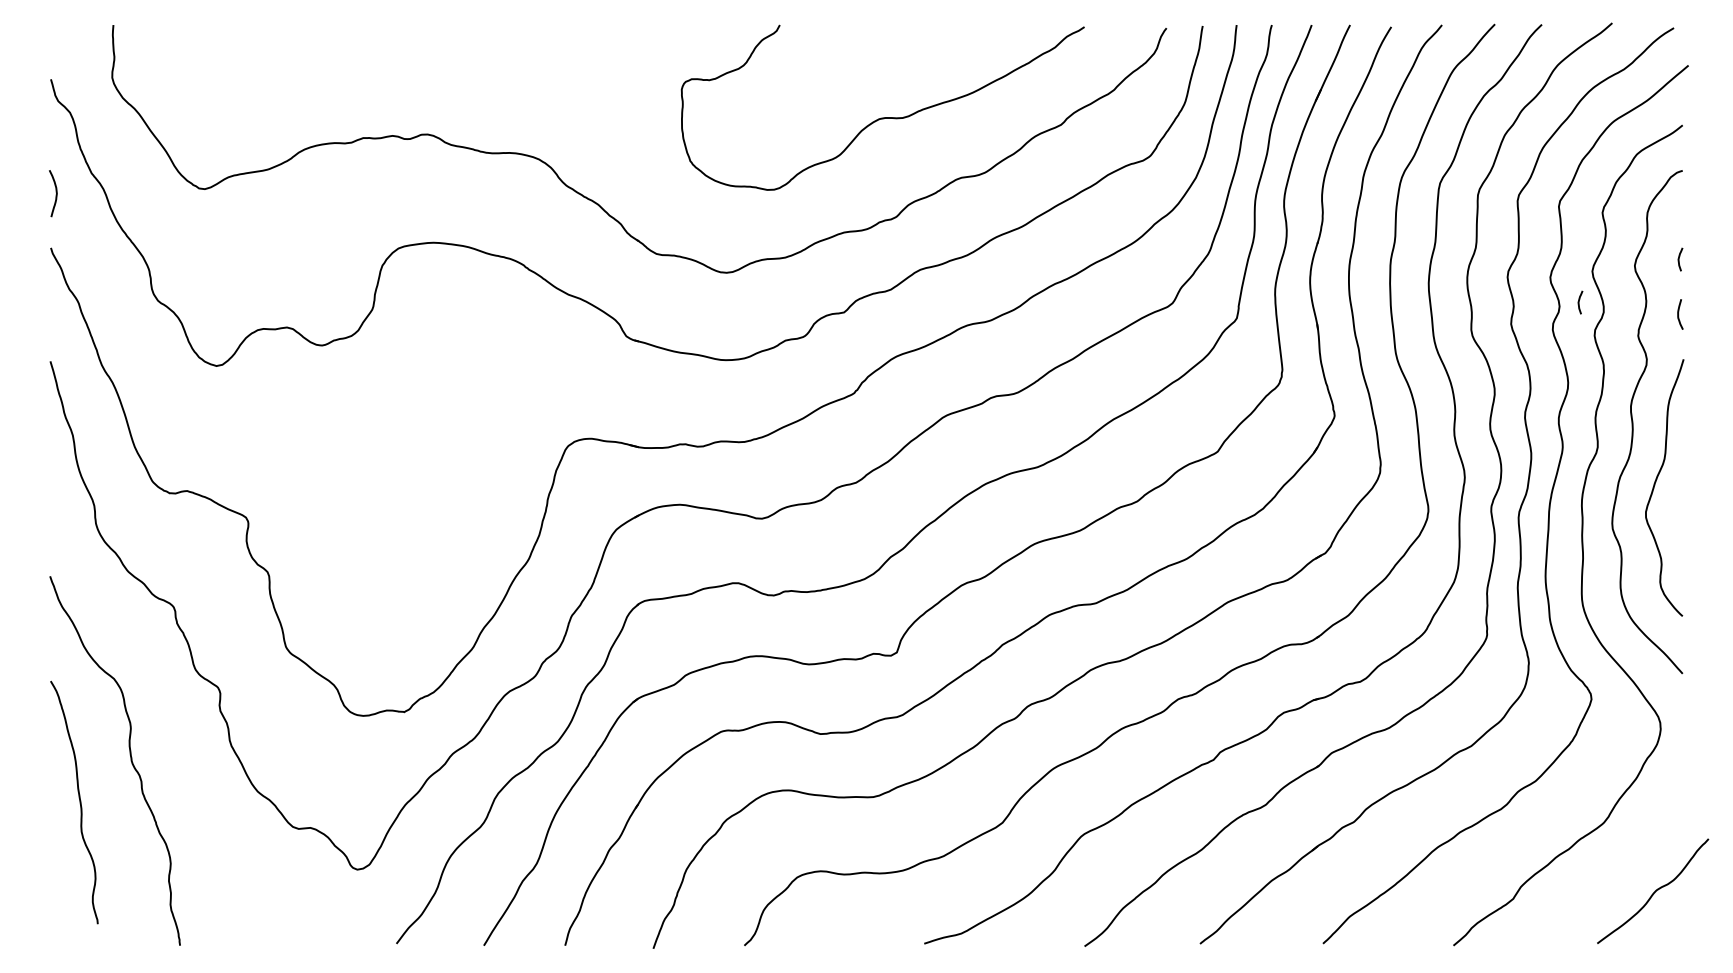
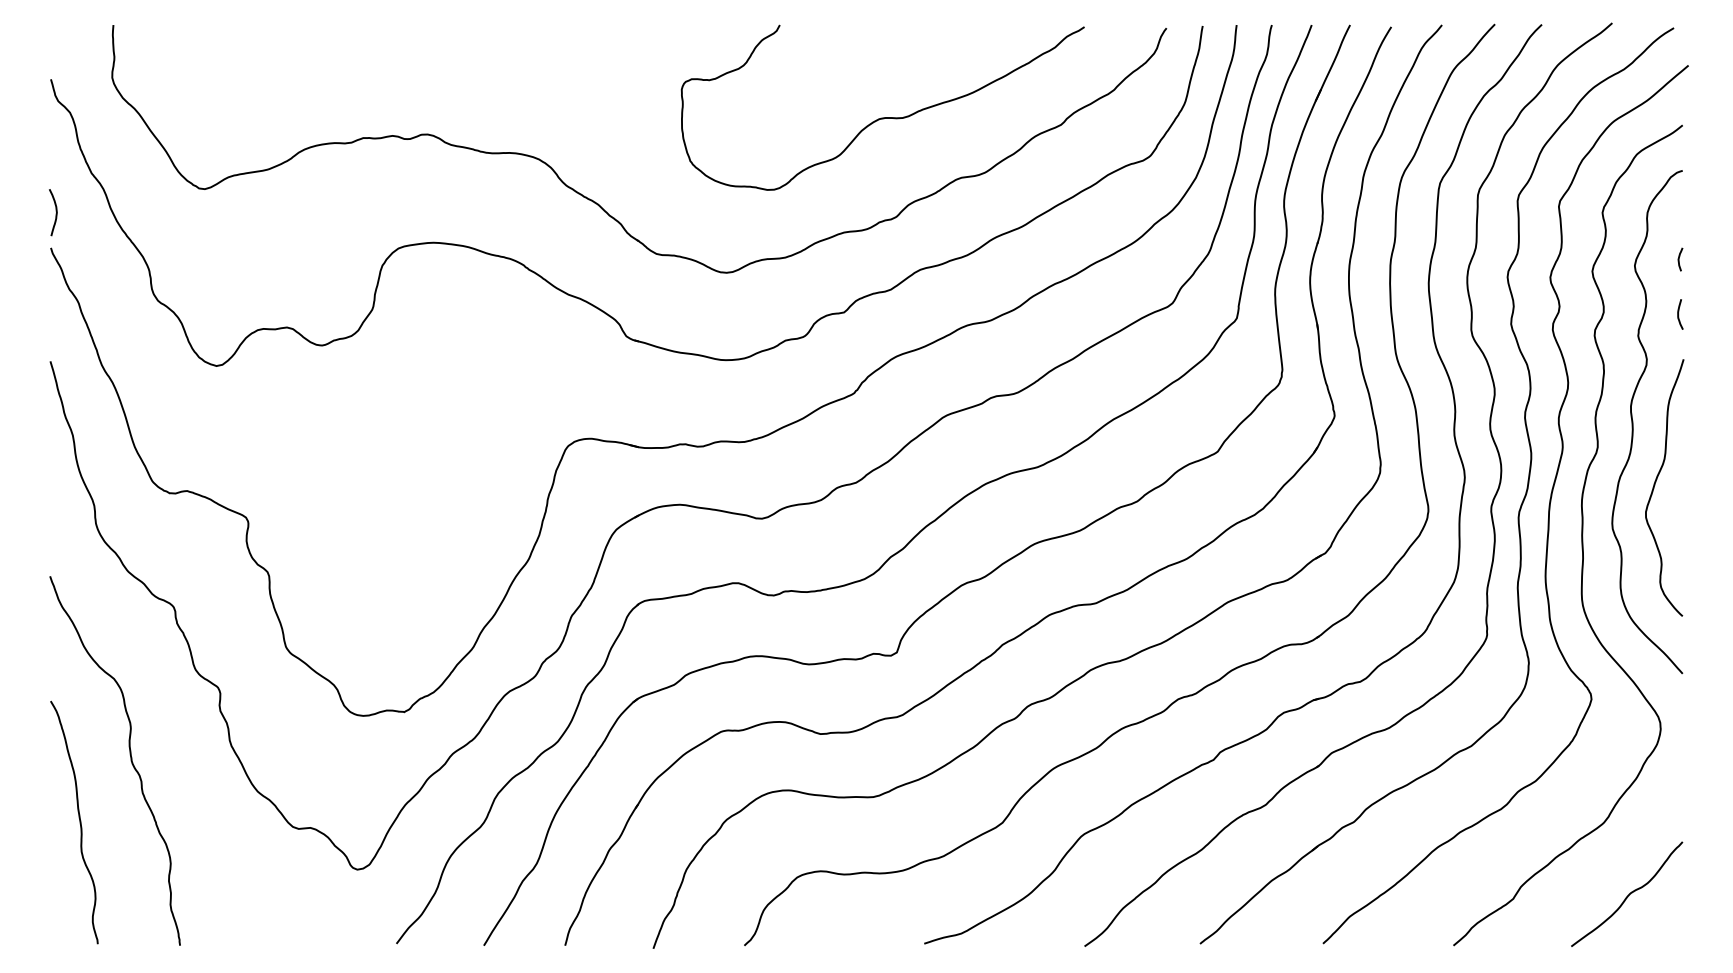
curve position: (55, 192) -> (55, 211) (55, 211)
curve: present -> none (1579, 302)
curve position: (79, 802) -> (79, 822) (79, 822)
curve position: (1654, 891) -> (1628, 894) (1628, 894)
